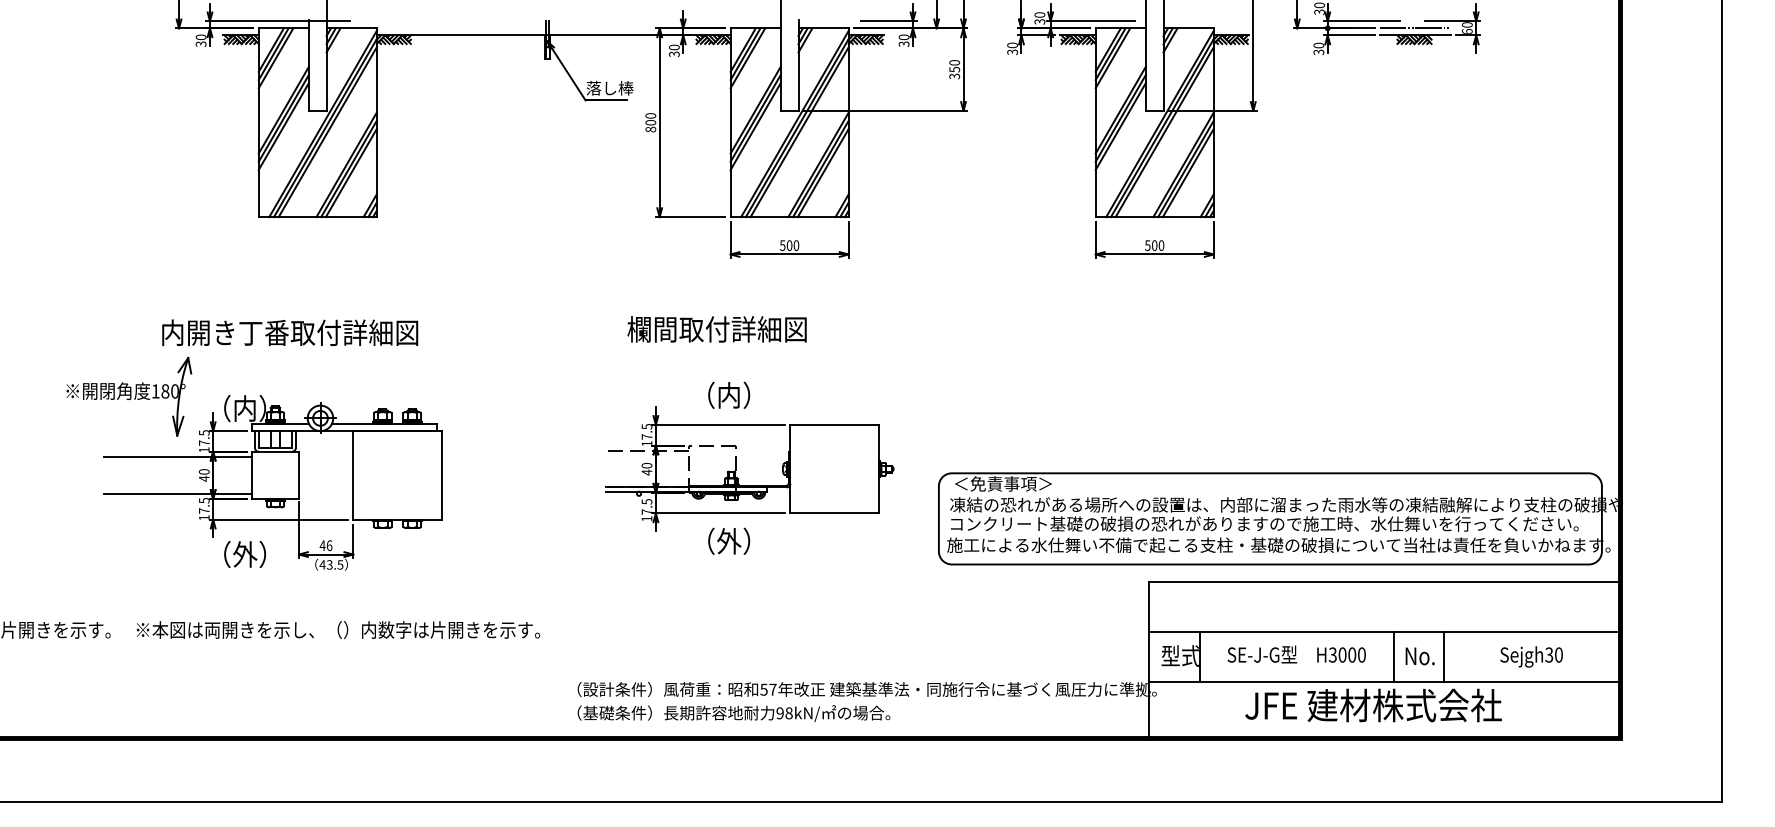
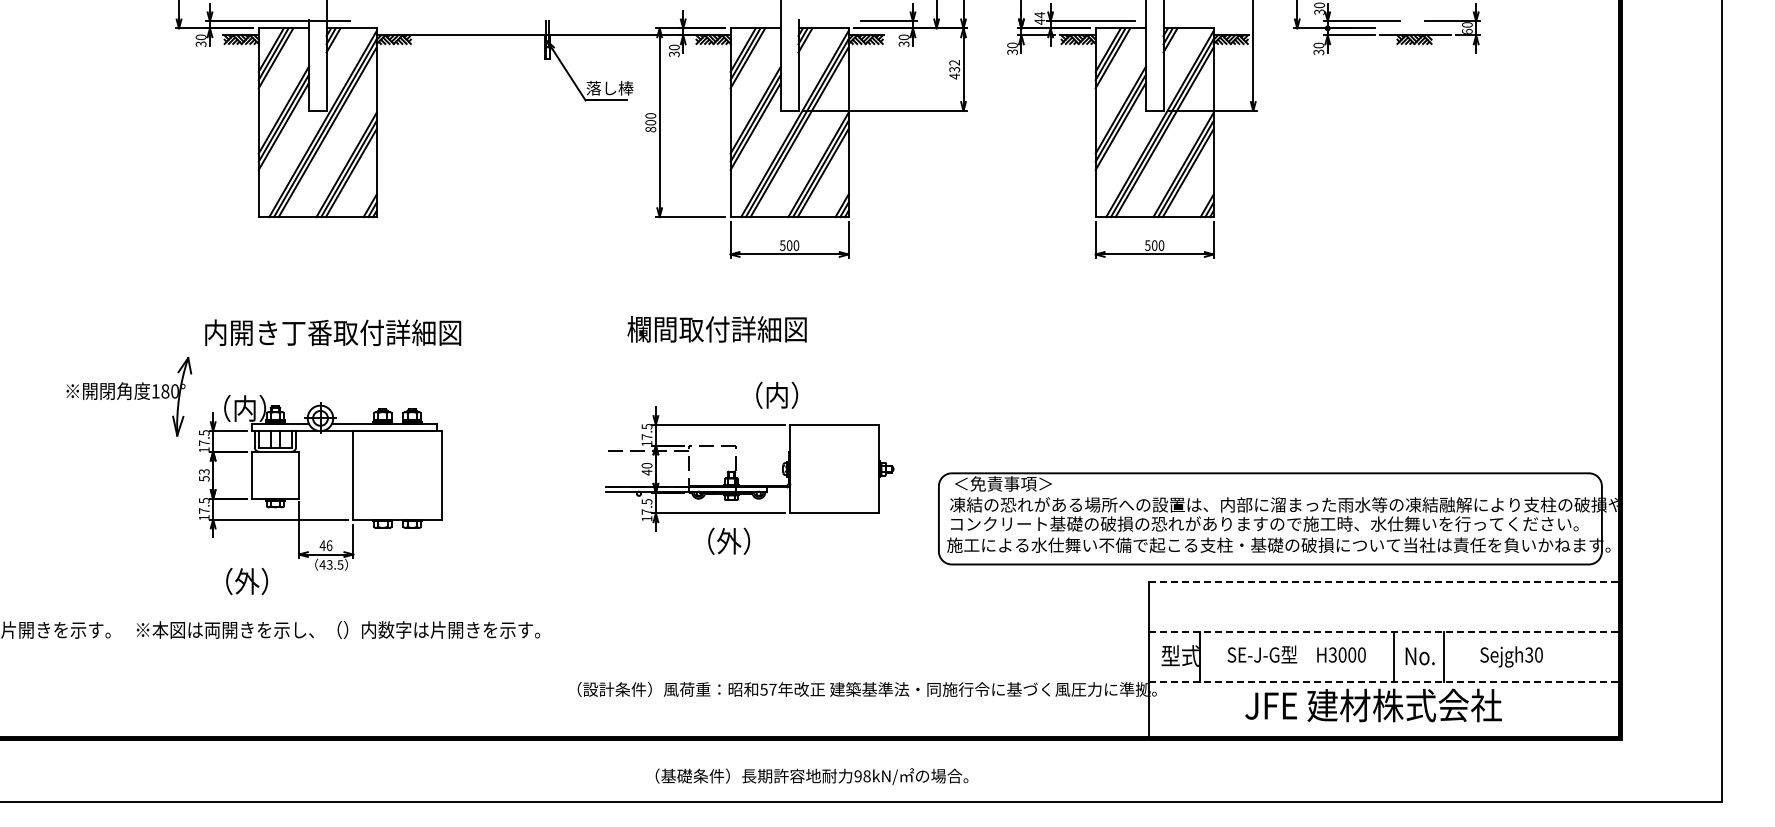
text: 30 -> 44 (1039, 18)
line: present -> none (1414, 28)
text: 350 -> 432 (954, 69)
text position: (290, 332) -> (333, 332) (333, 332)
text position: (729, 394) -> (777, 394) (777, 394)
line: present -> none (177, 457)
text: 40 -> 53 (204, 475)
line: present -> none (177, 493)
text position: (244, 554) -> (246, 581) (246, 581)
line: solid -> dashed (1384, 581)
line: solid -> dashed (1384, 631)
text position: (1531, 656) -> (1511, 656) (1511, 656)
line: solid -> dashed (1384, 682)
text position: (733, 713) -> (811, 776) (811, 776)
